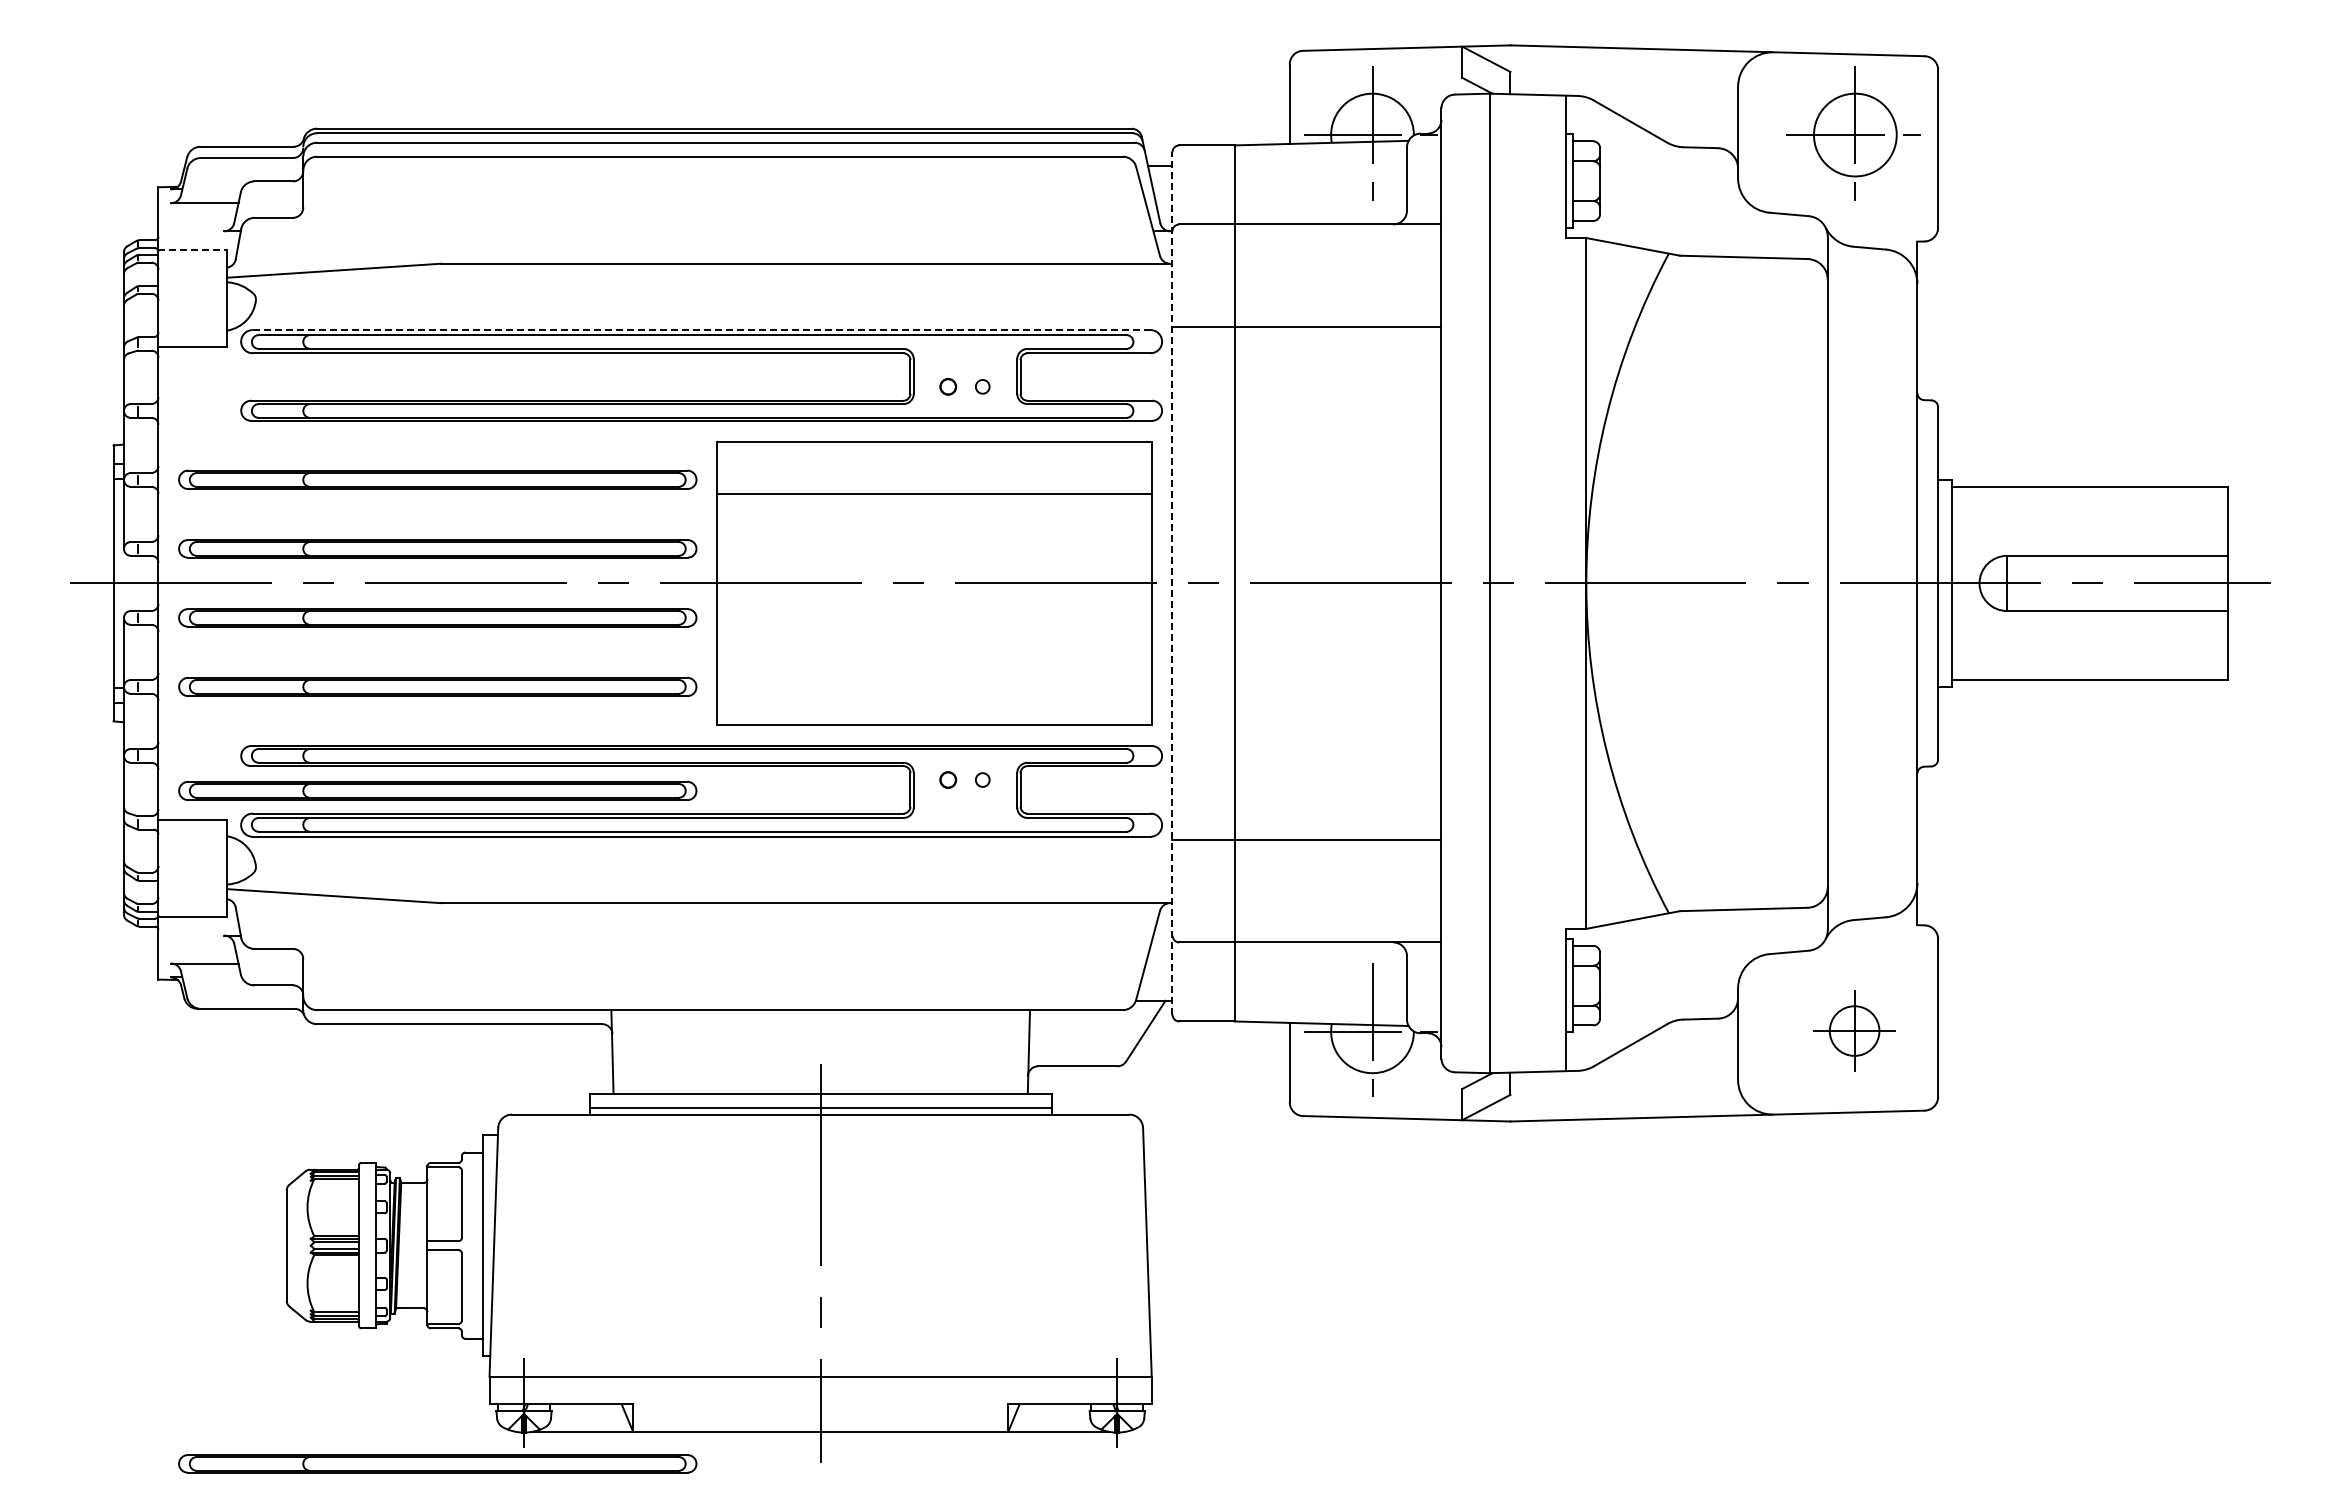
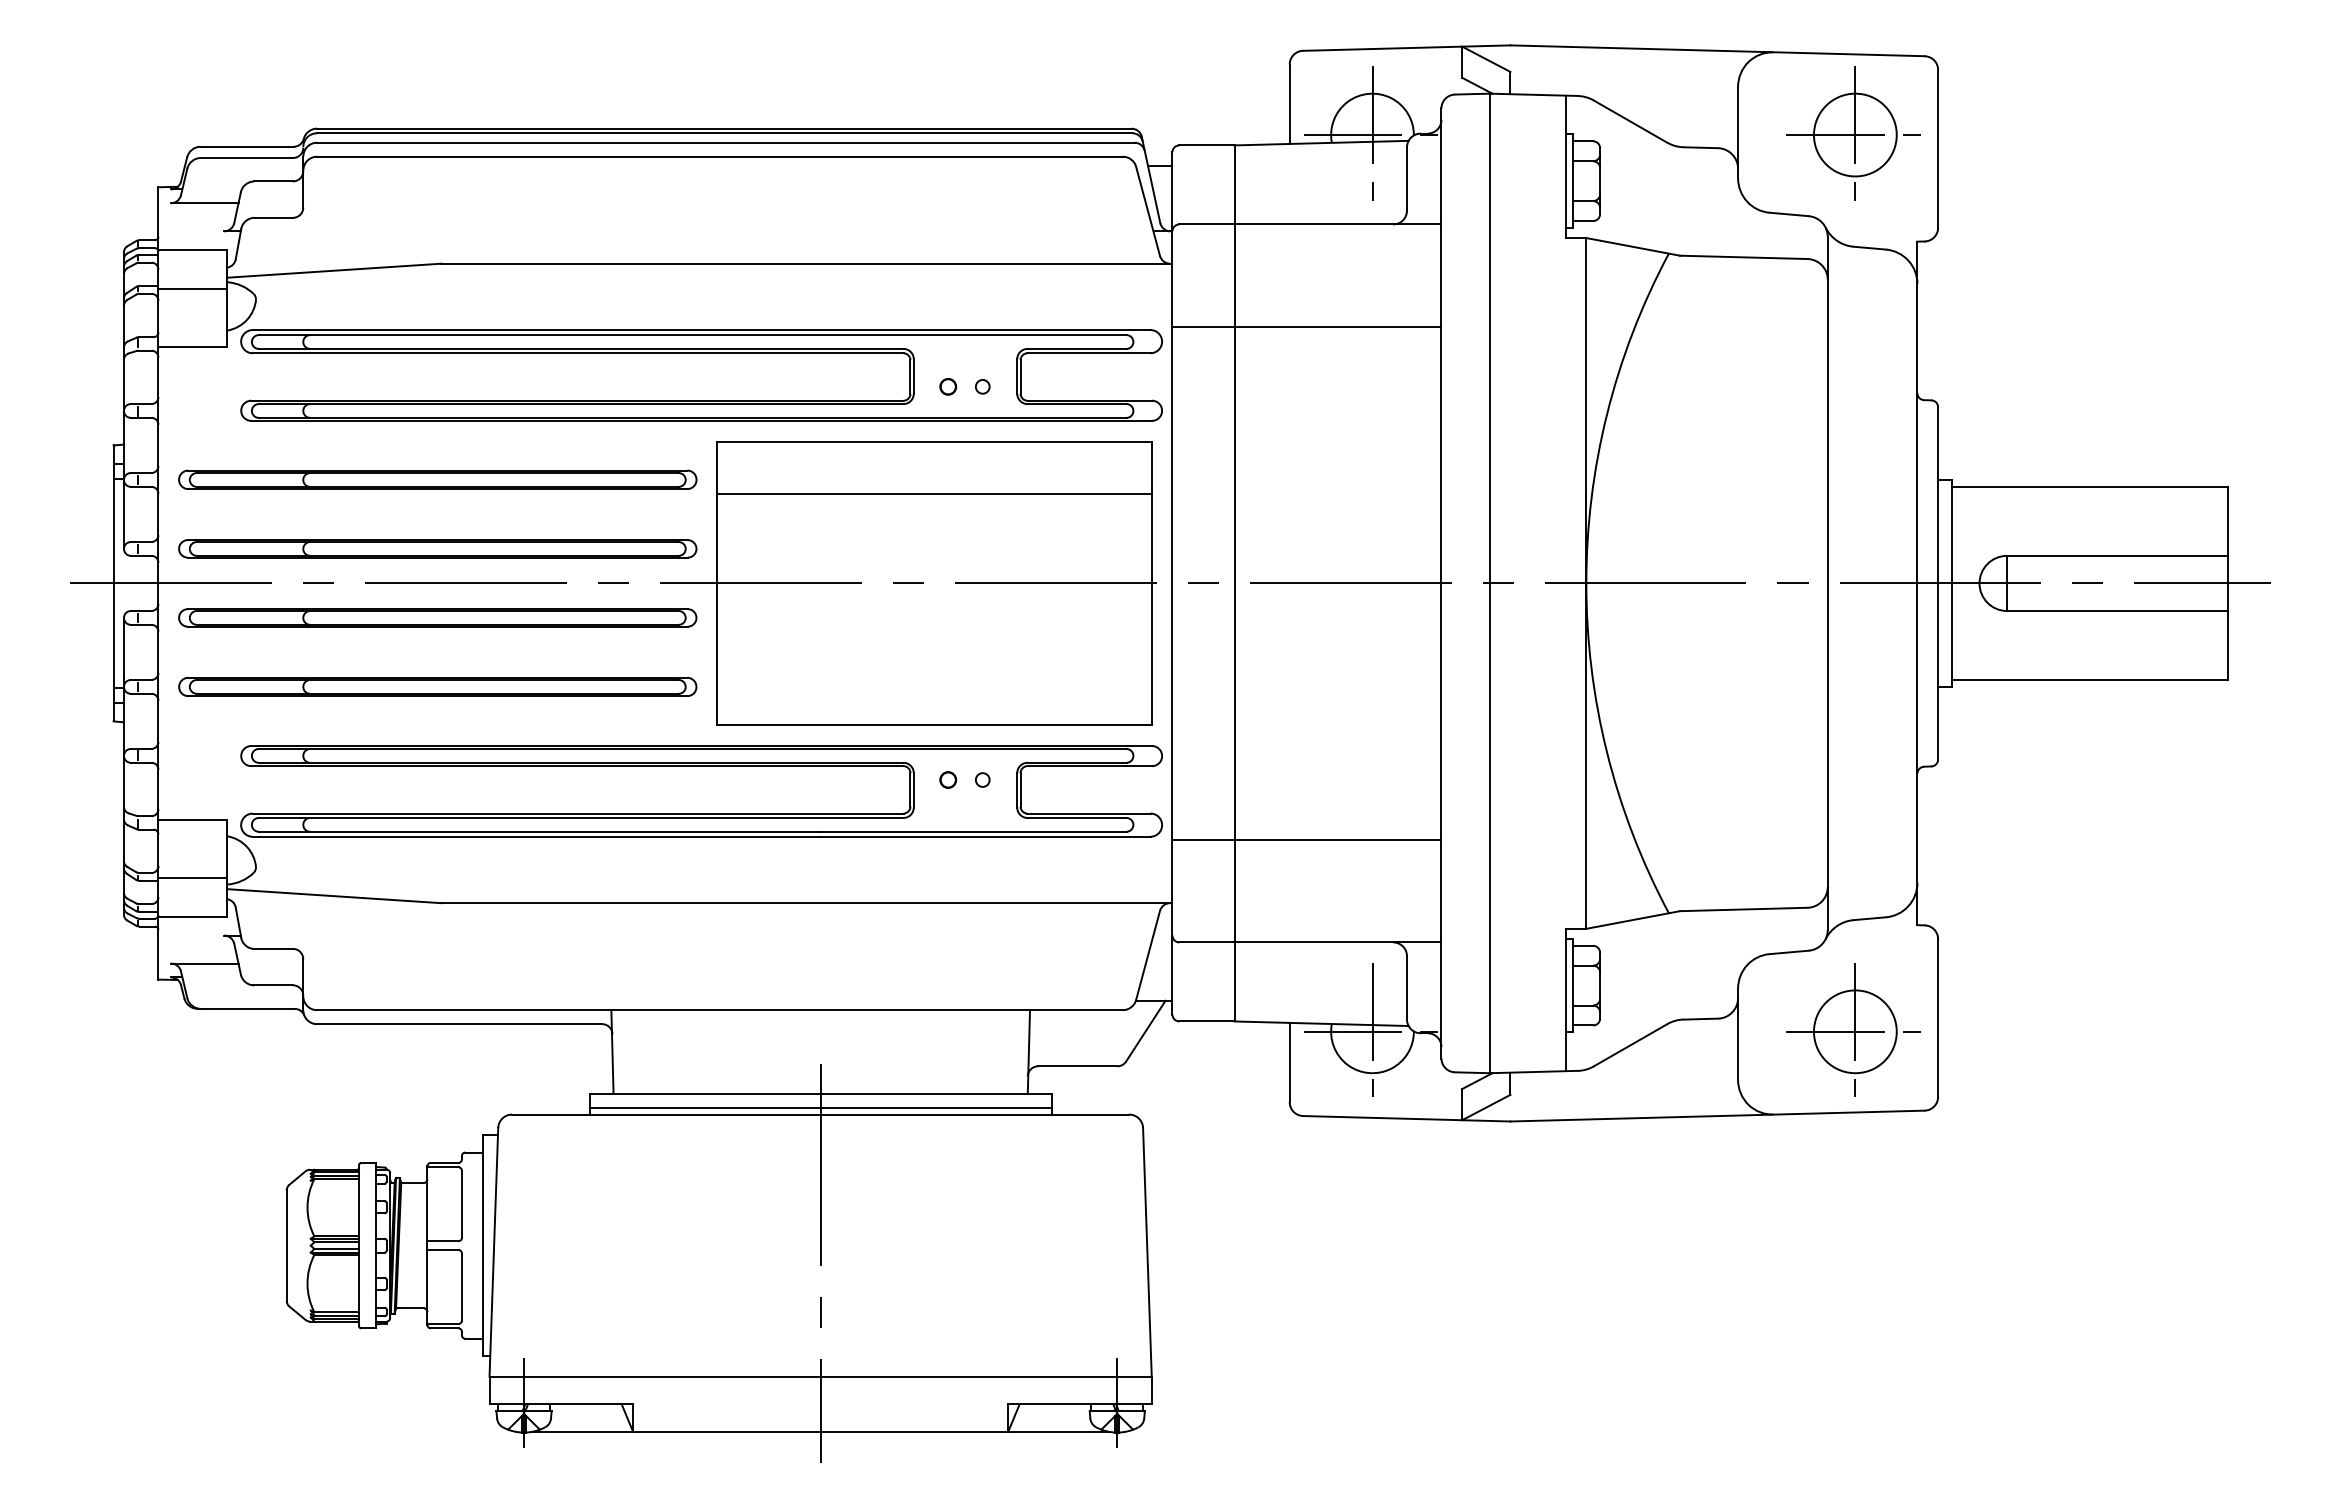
line: dashed -> solid (193, 249)
line: none -> present (192, 288)
line: dashed -> solid (701, 330)
line: dashed -> solid (1172, 582)
part: present -> none (437, 790)
line: none -> present (192, 877)
part size: 83x82 px -> 135x134 px (1853, 1029)
part: present -> none (437, 1463)
